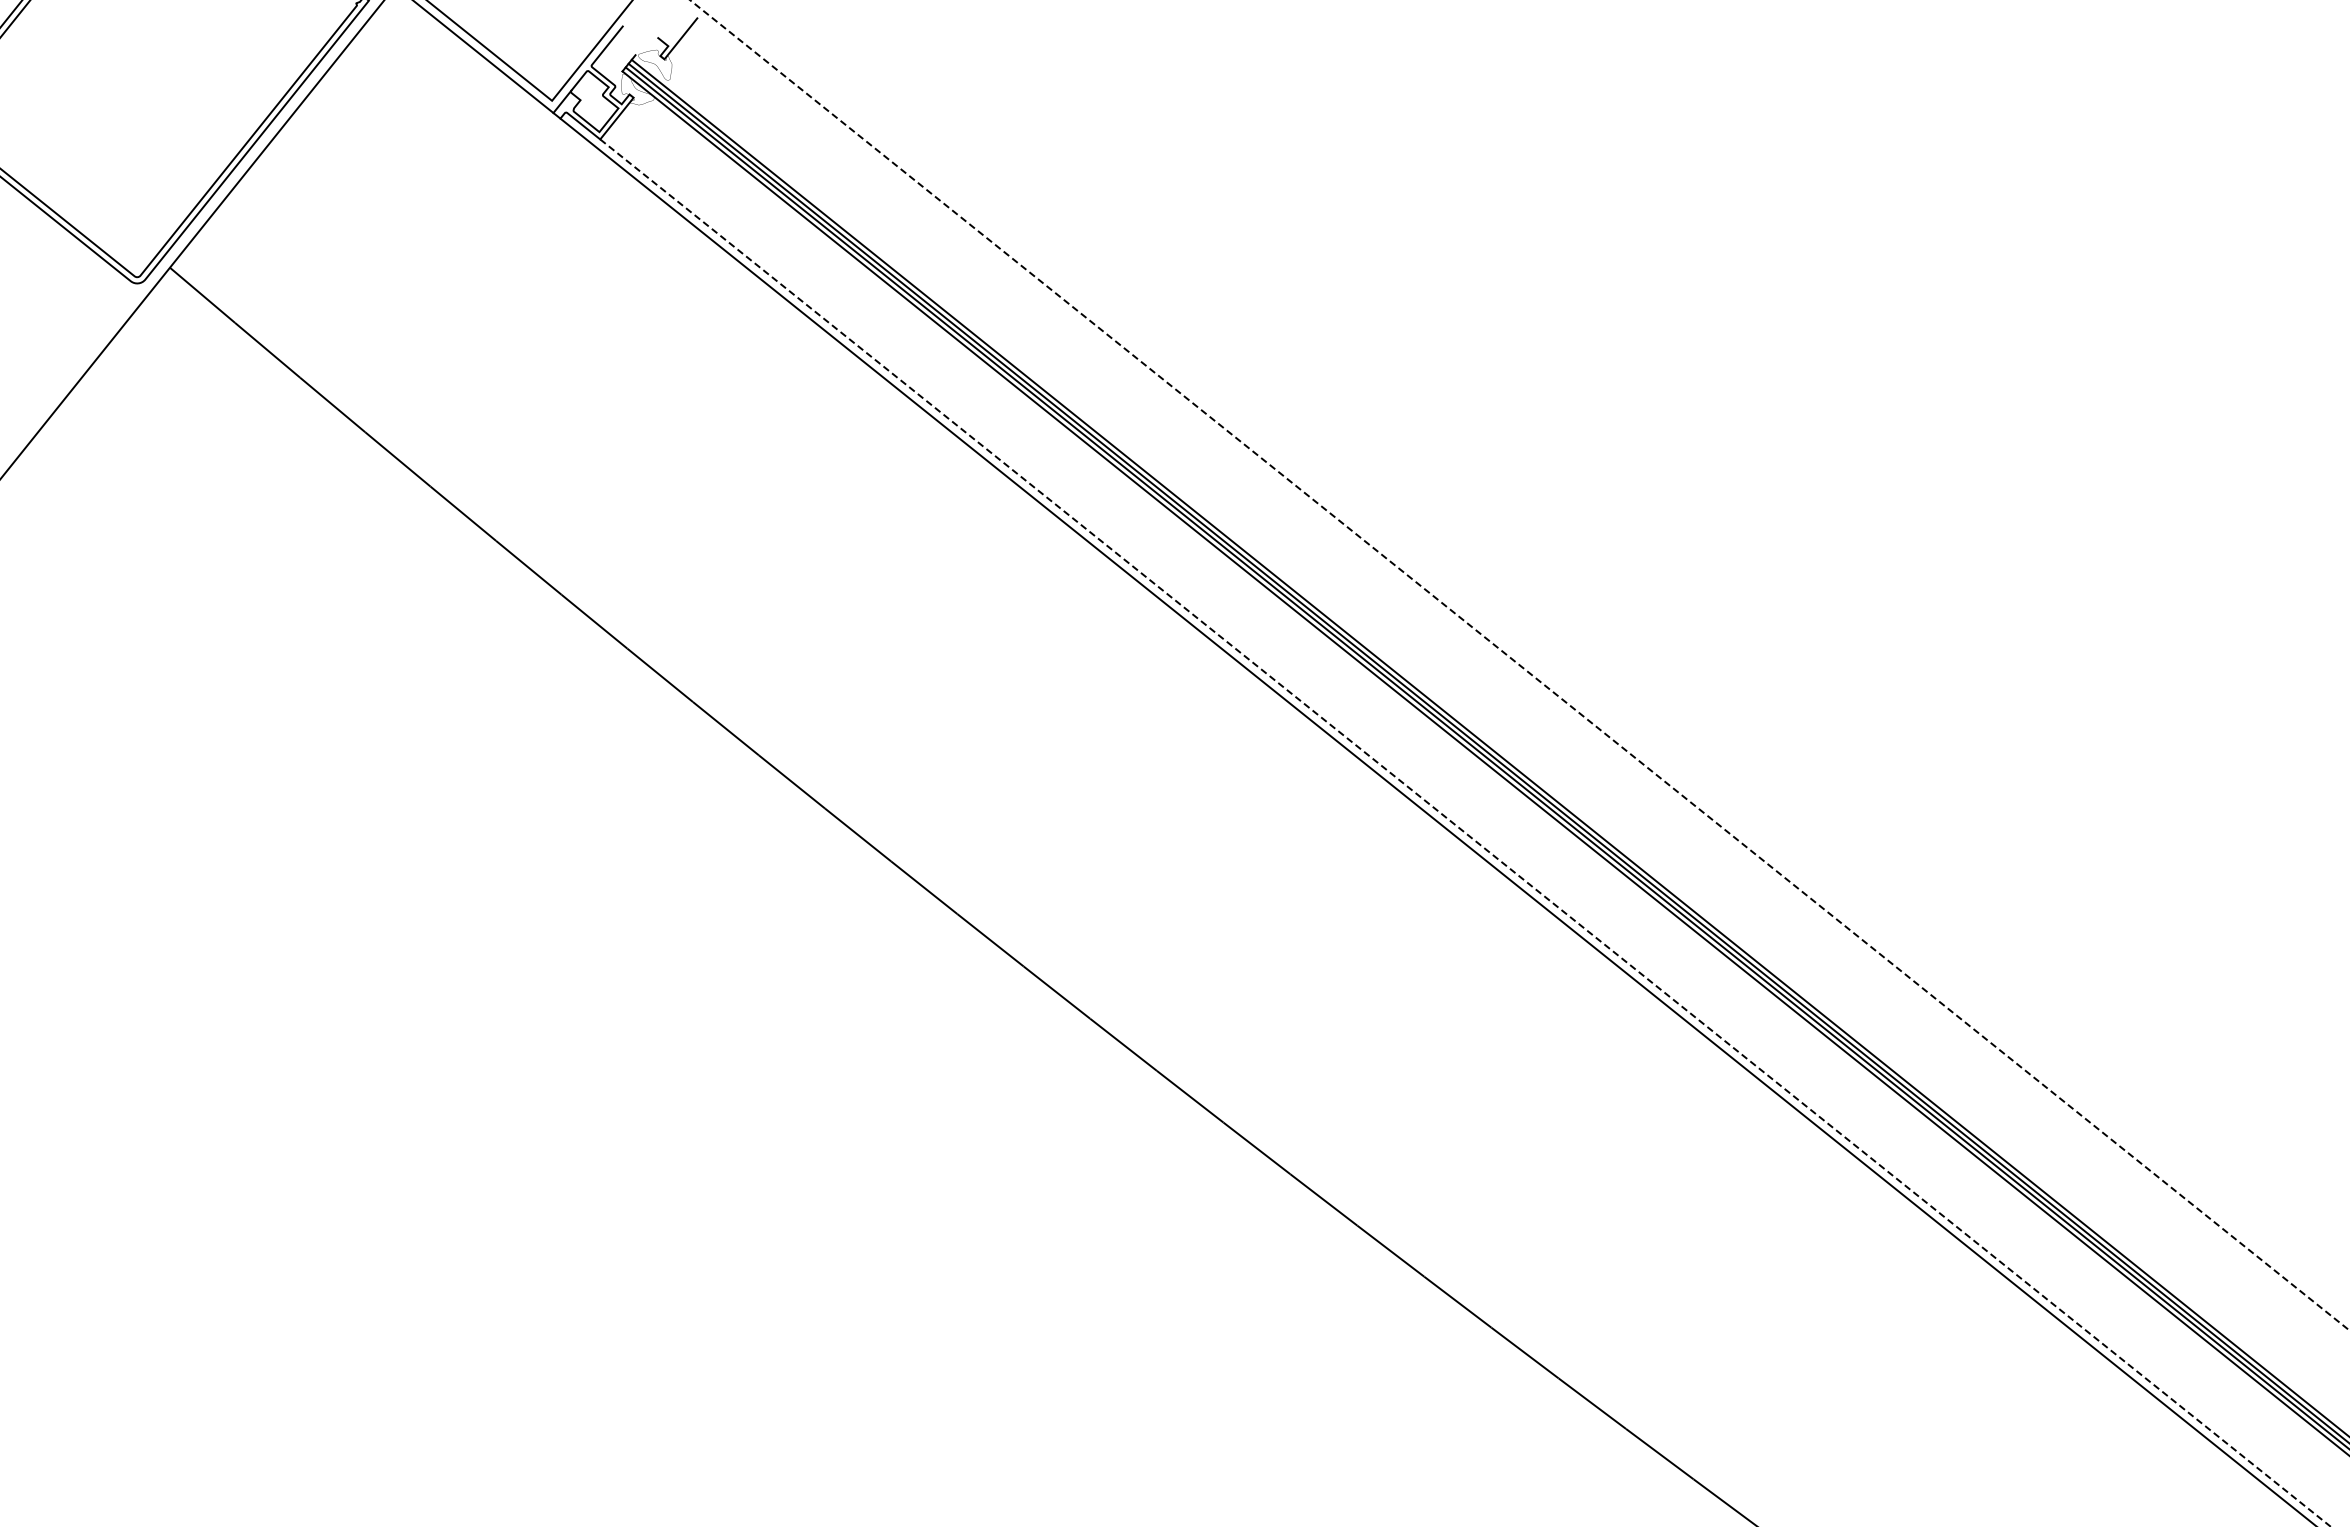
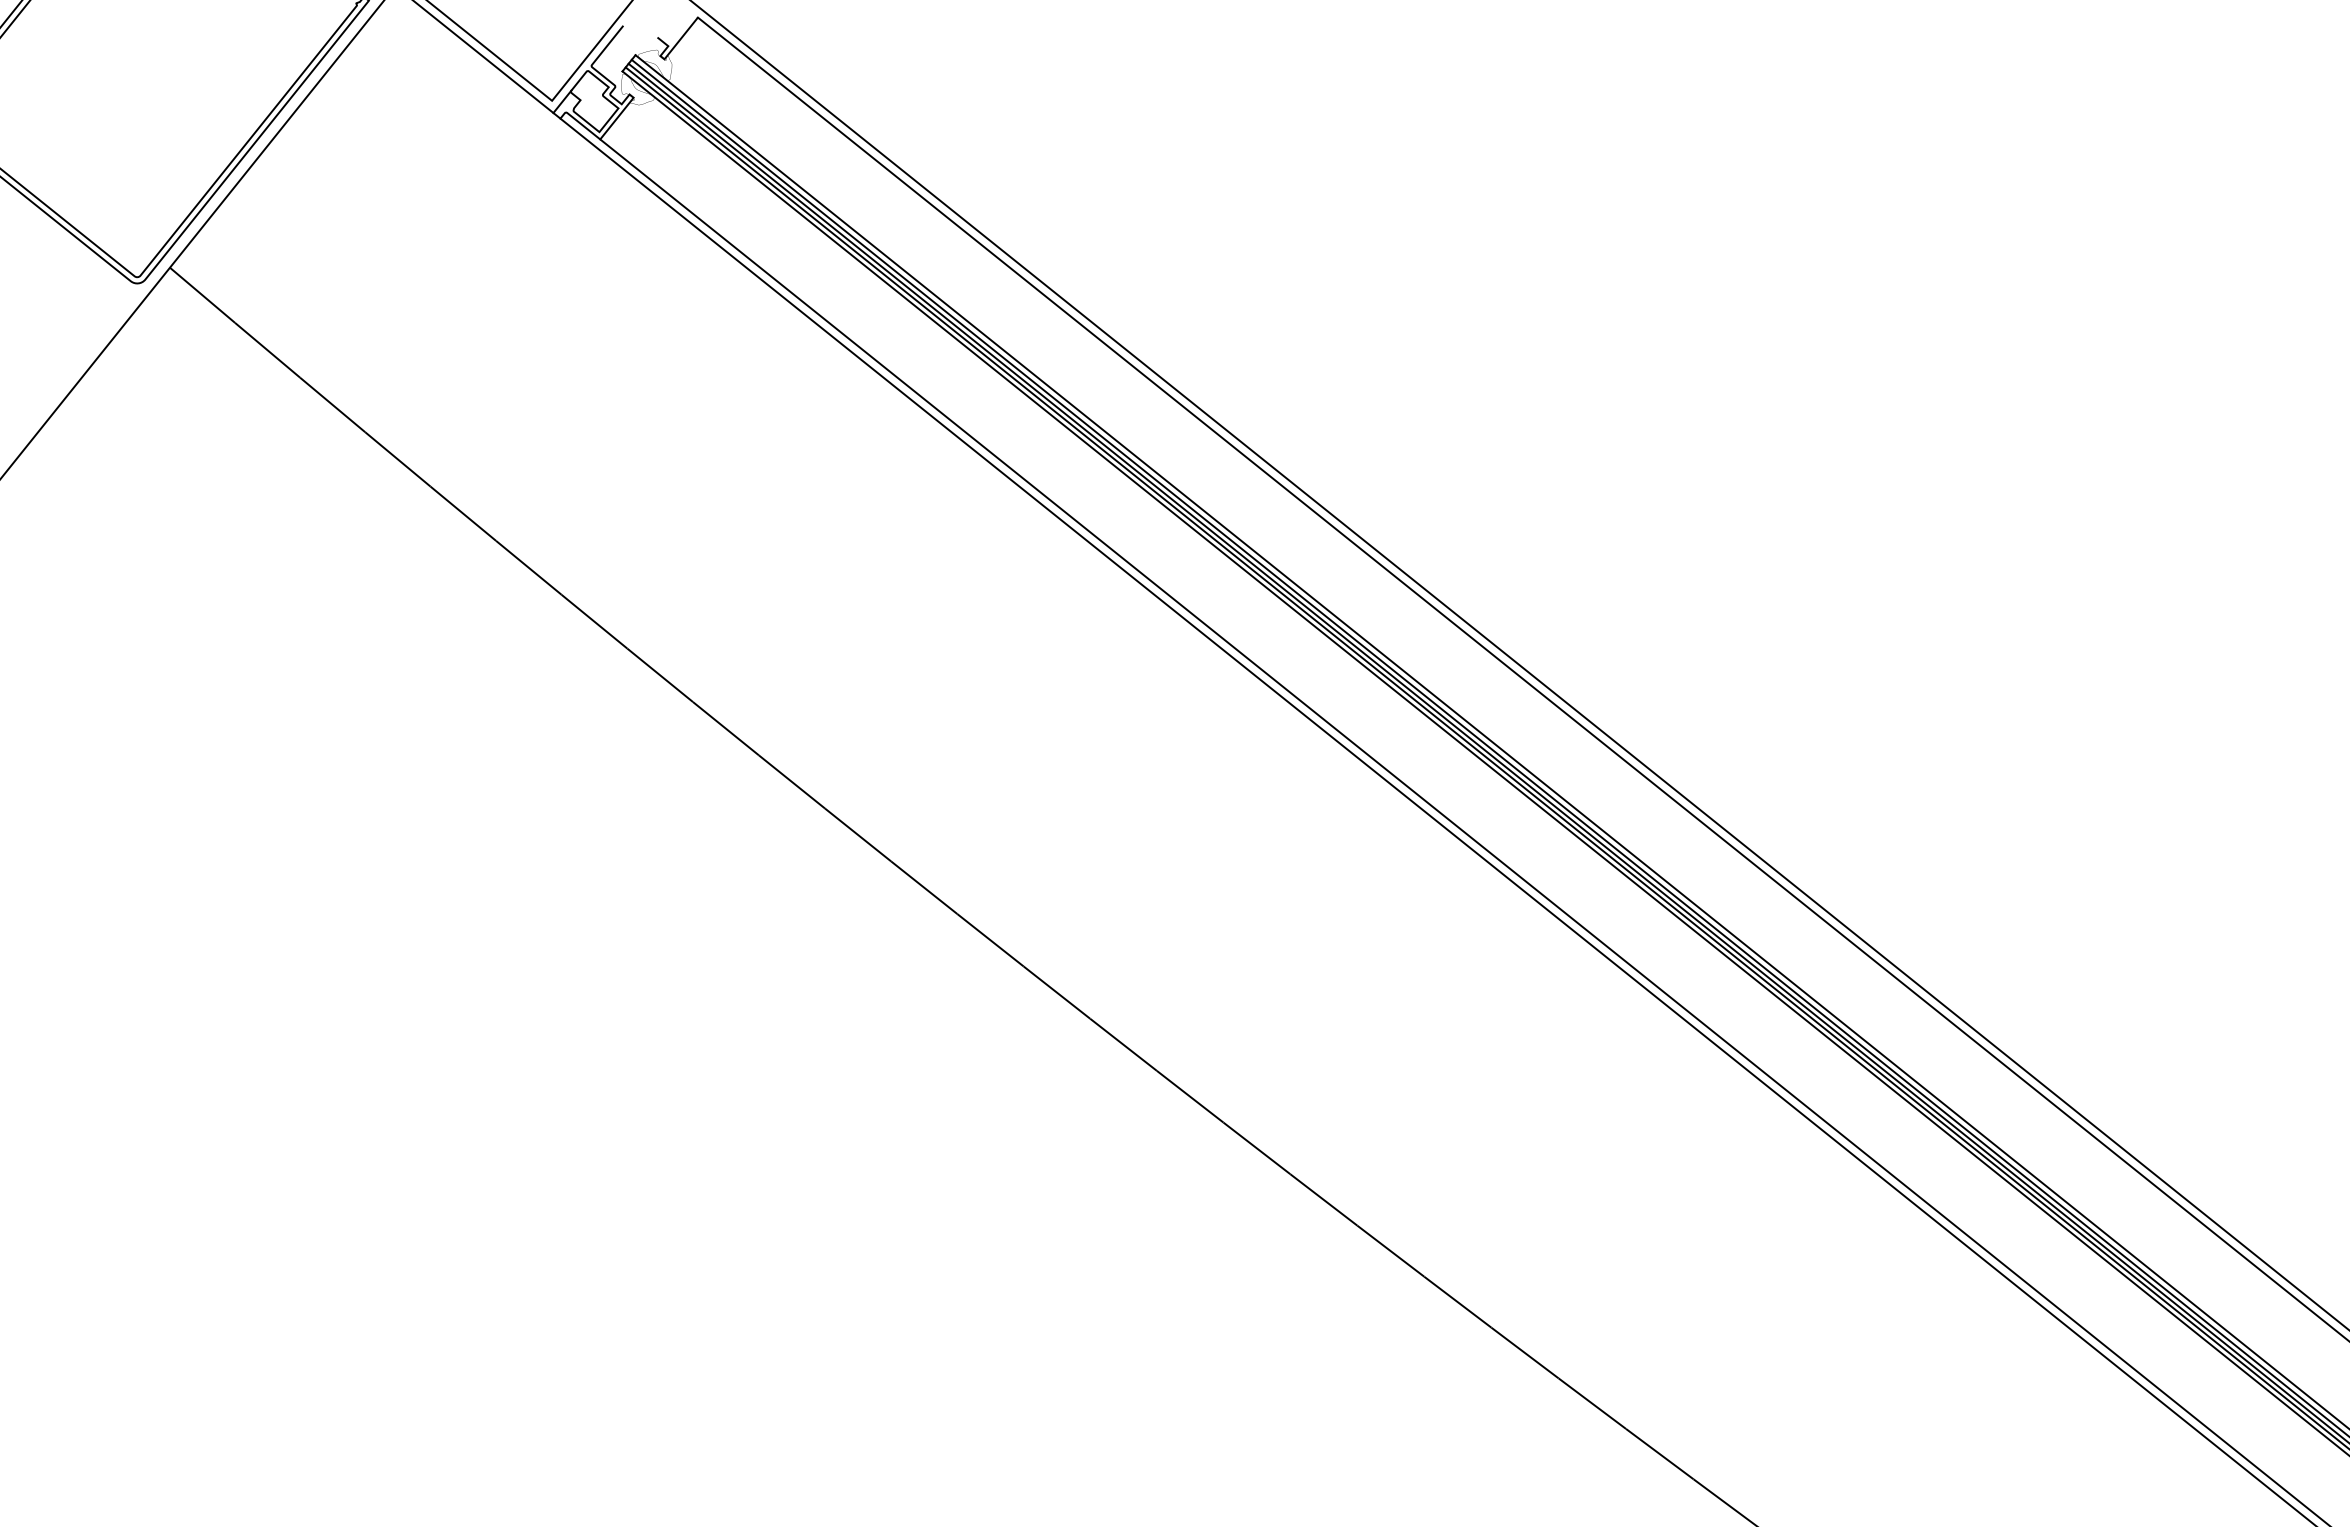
line: dashed -> solid (1520, 665)
line: none -> present (1521, 678)
line: none -> present (1490, 741)
line: dashed -> solid (1465, 832)
